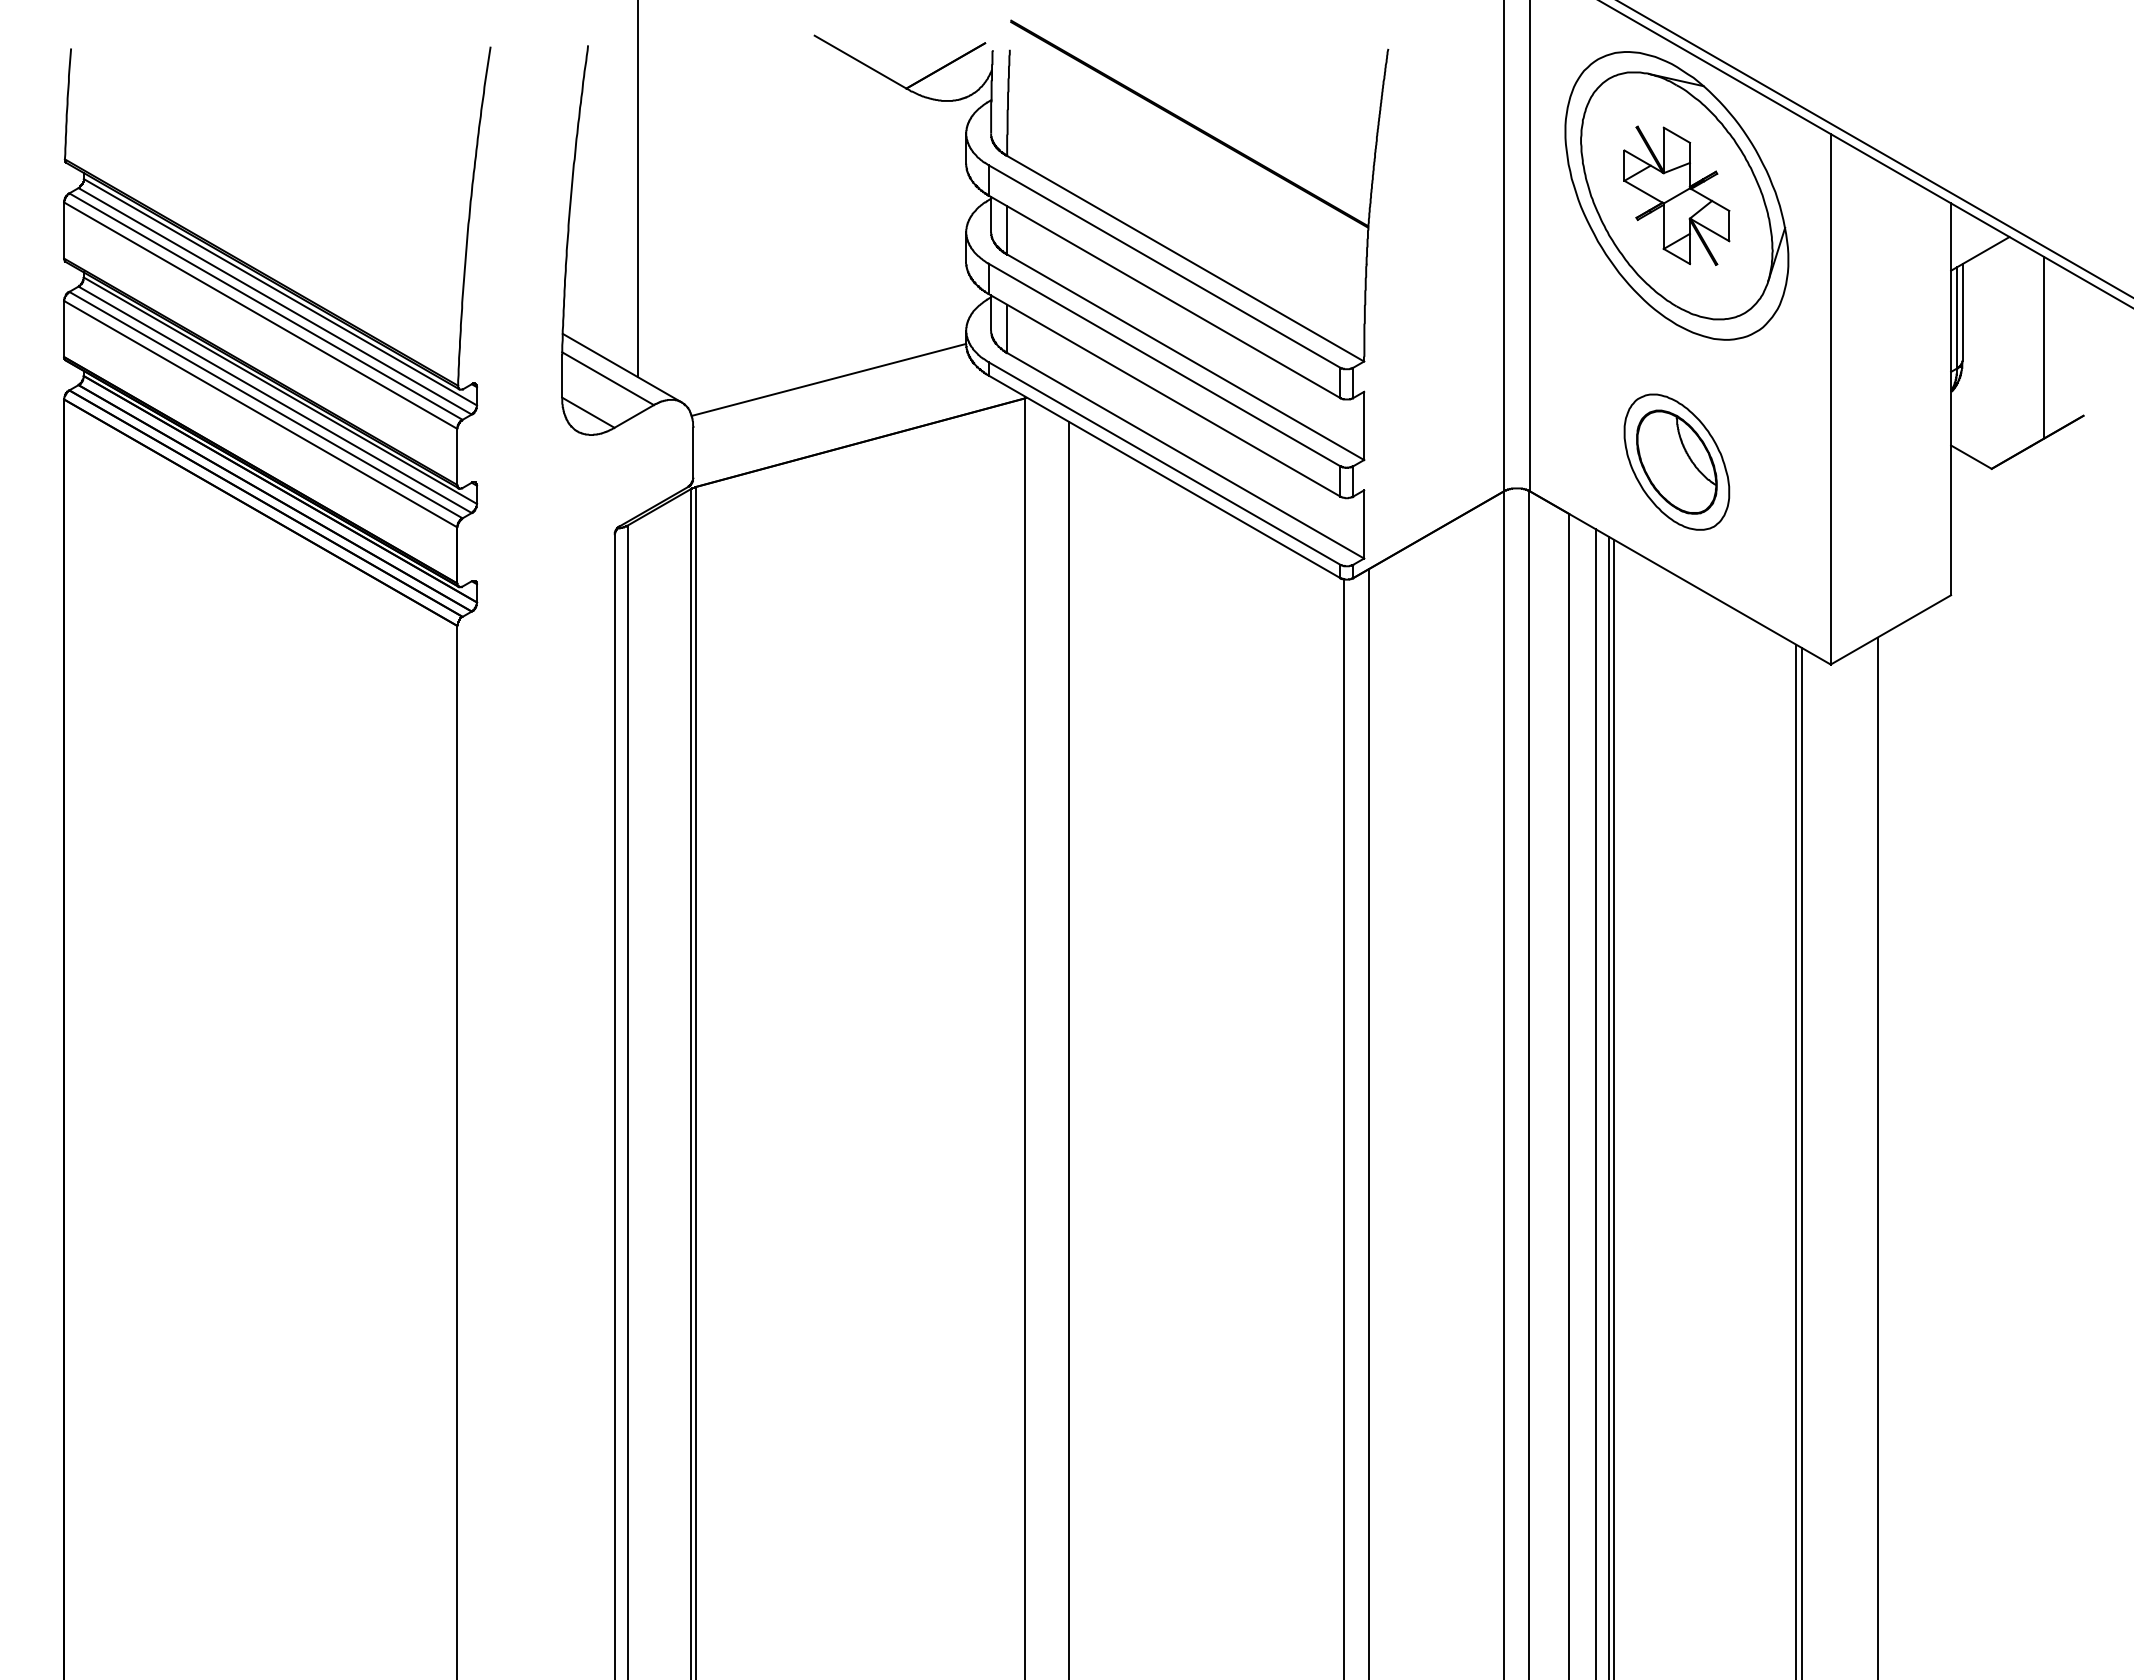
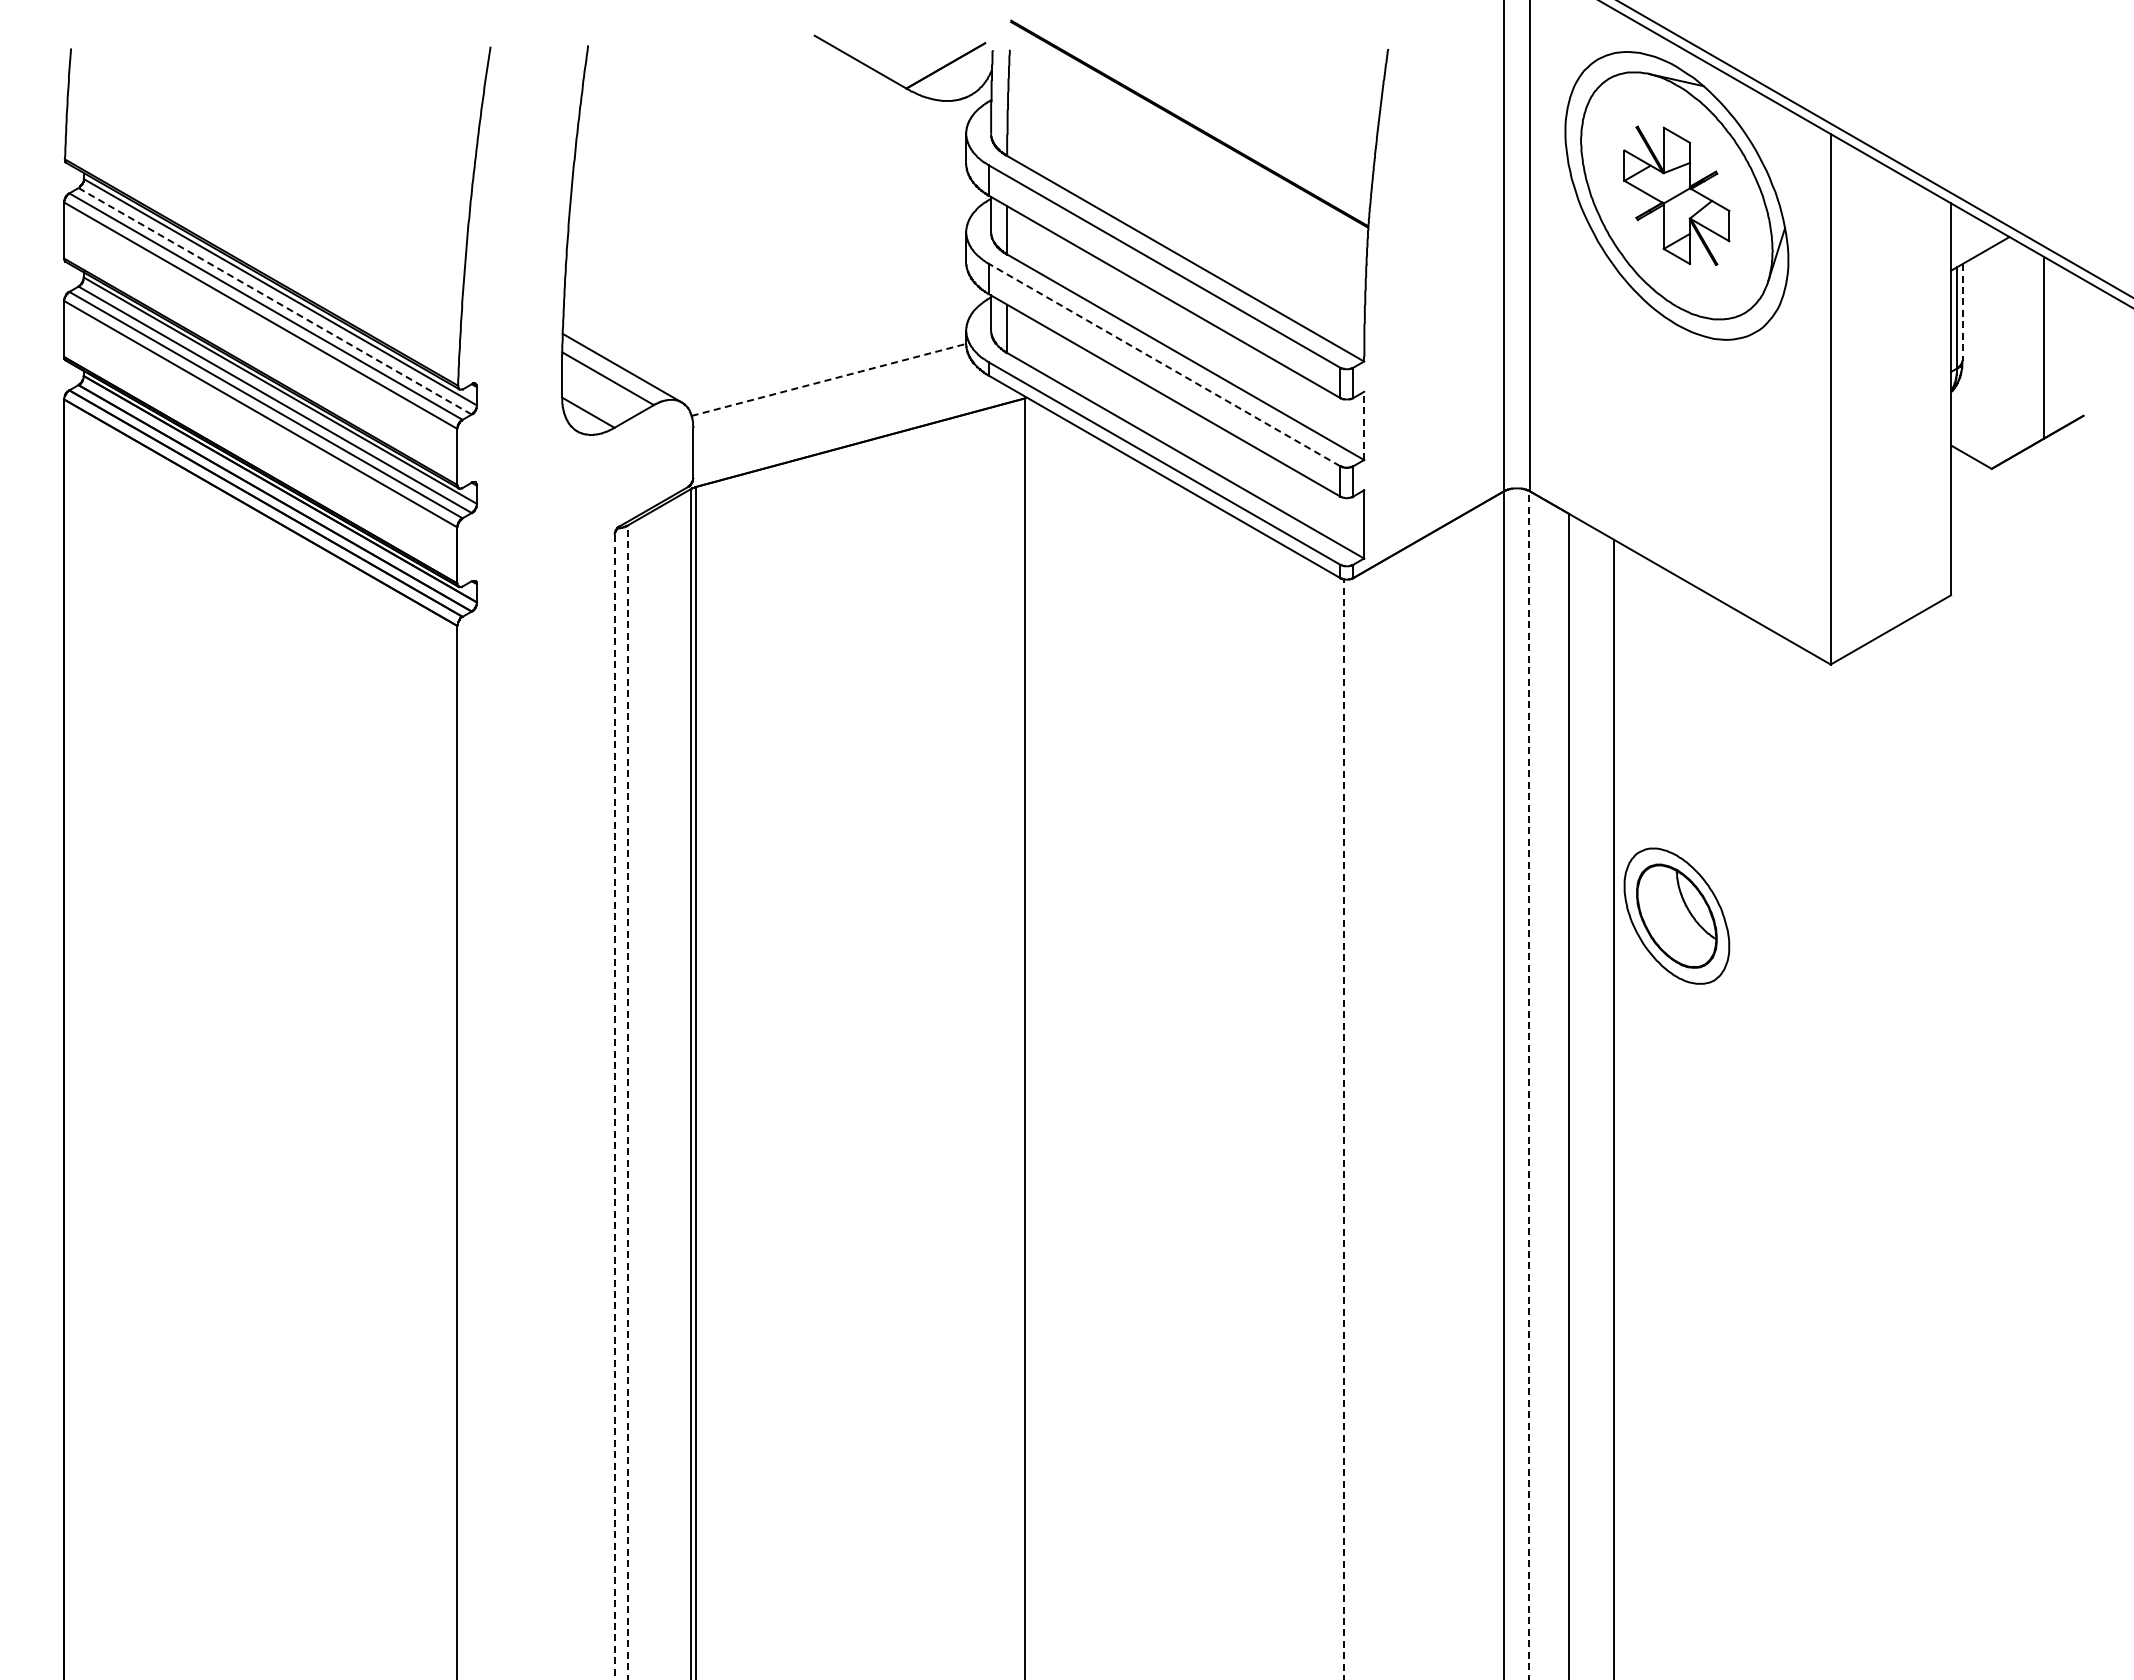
line: present -> none (637, 189)
line: solid -> dashed (275, 301)
line: solid -> dashed (1962, 313)
line: solid -> dashed (1164, 365)
line: solid -> dashed (828, 379)
line: solid -> dashed (1364, 425)
part position: (1676, 461) -> (1676, 915) (1676, 915)
line: present -> none (1068, 1048)
line: solid -> dashed (1529, 1084)
line: solid -> dashed (627, 1102)
line: present -> none (1595, 1102)
line: present -> none (1608, 1106)
line: solid -> dashed (614, 1107)
line: present -> none (1369, 1122)
line: solid -> dashed (1343, 1129)
line: present -> none (1877, 1156)
line: present -> none (1796, 1160)
line: present -> none (1801, 1161)
